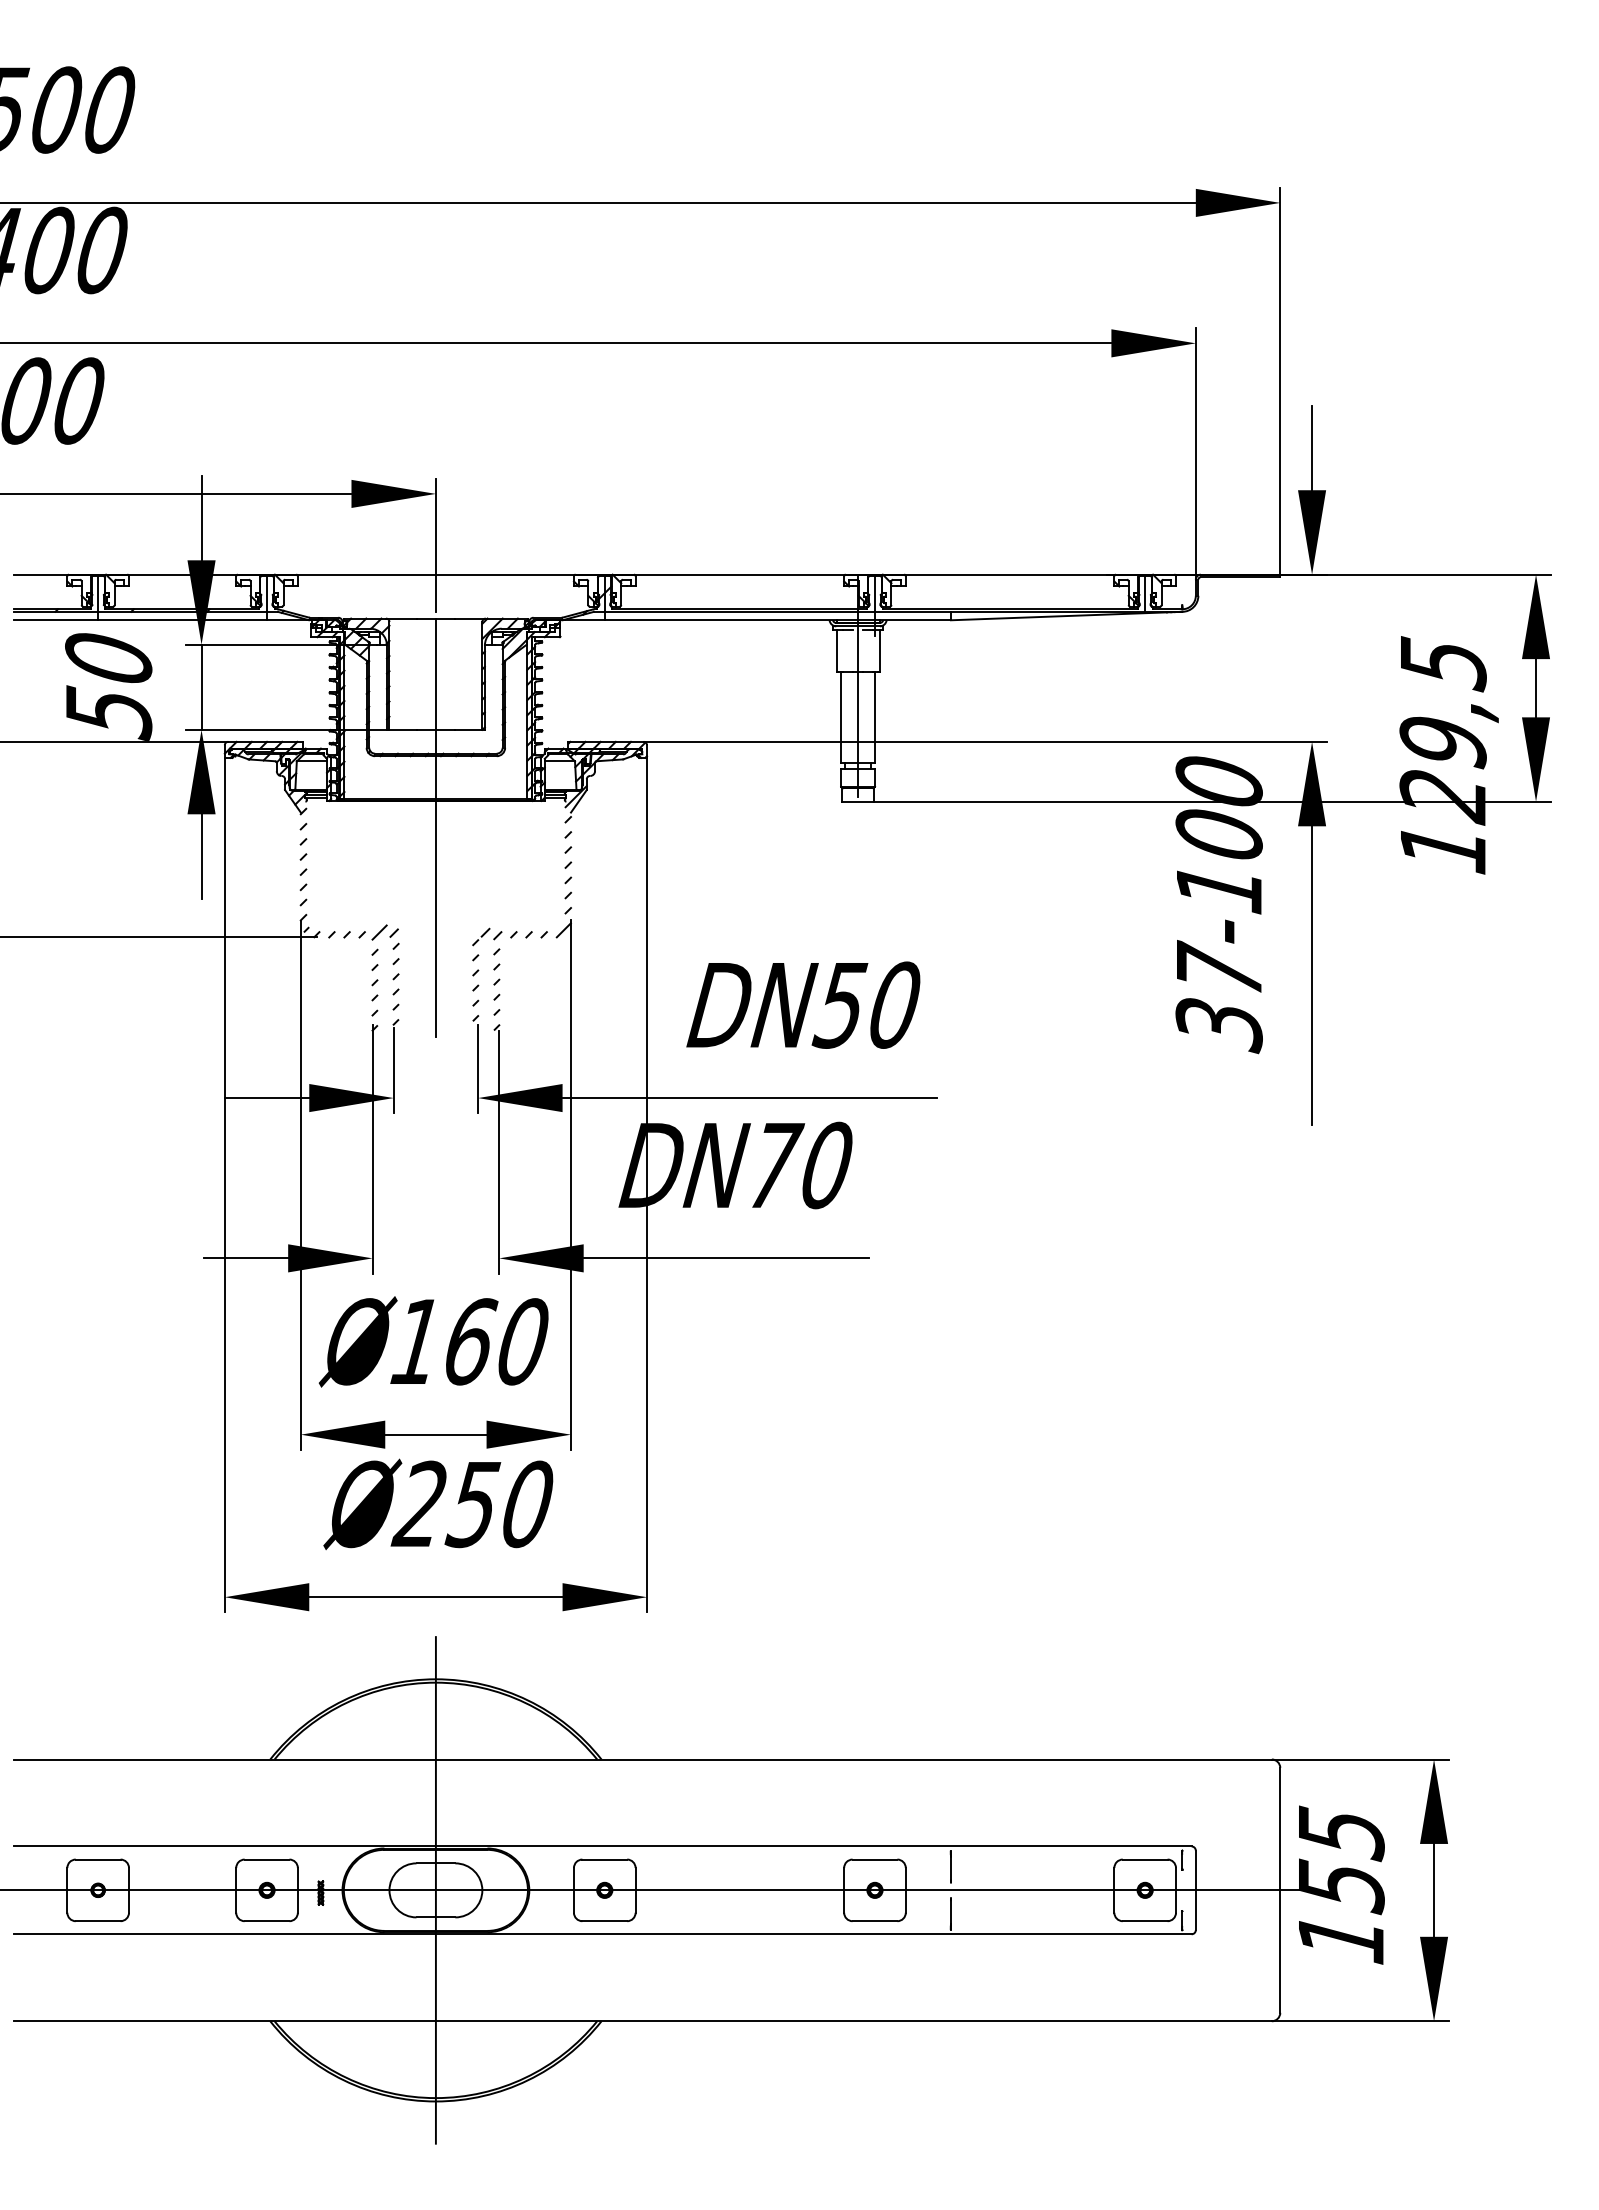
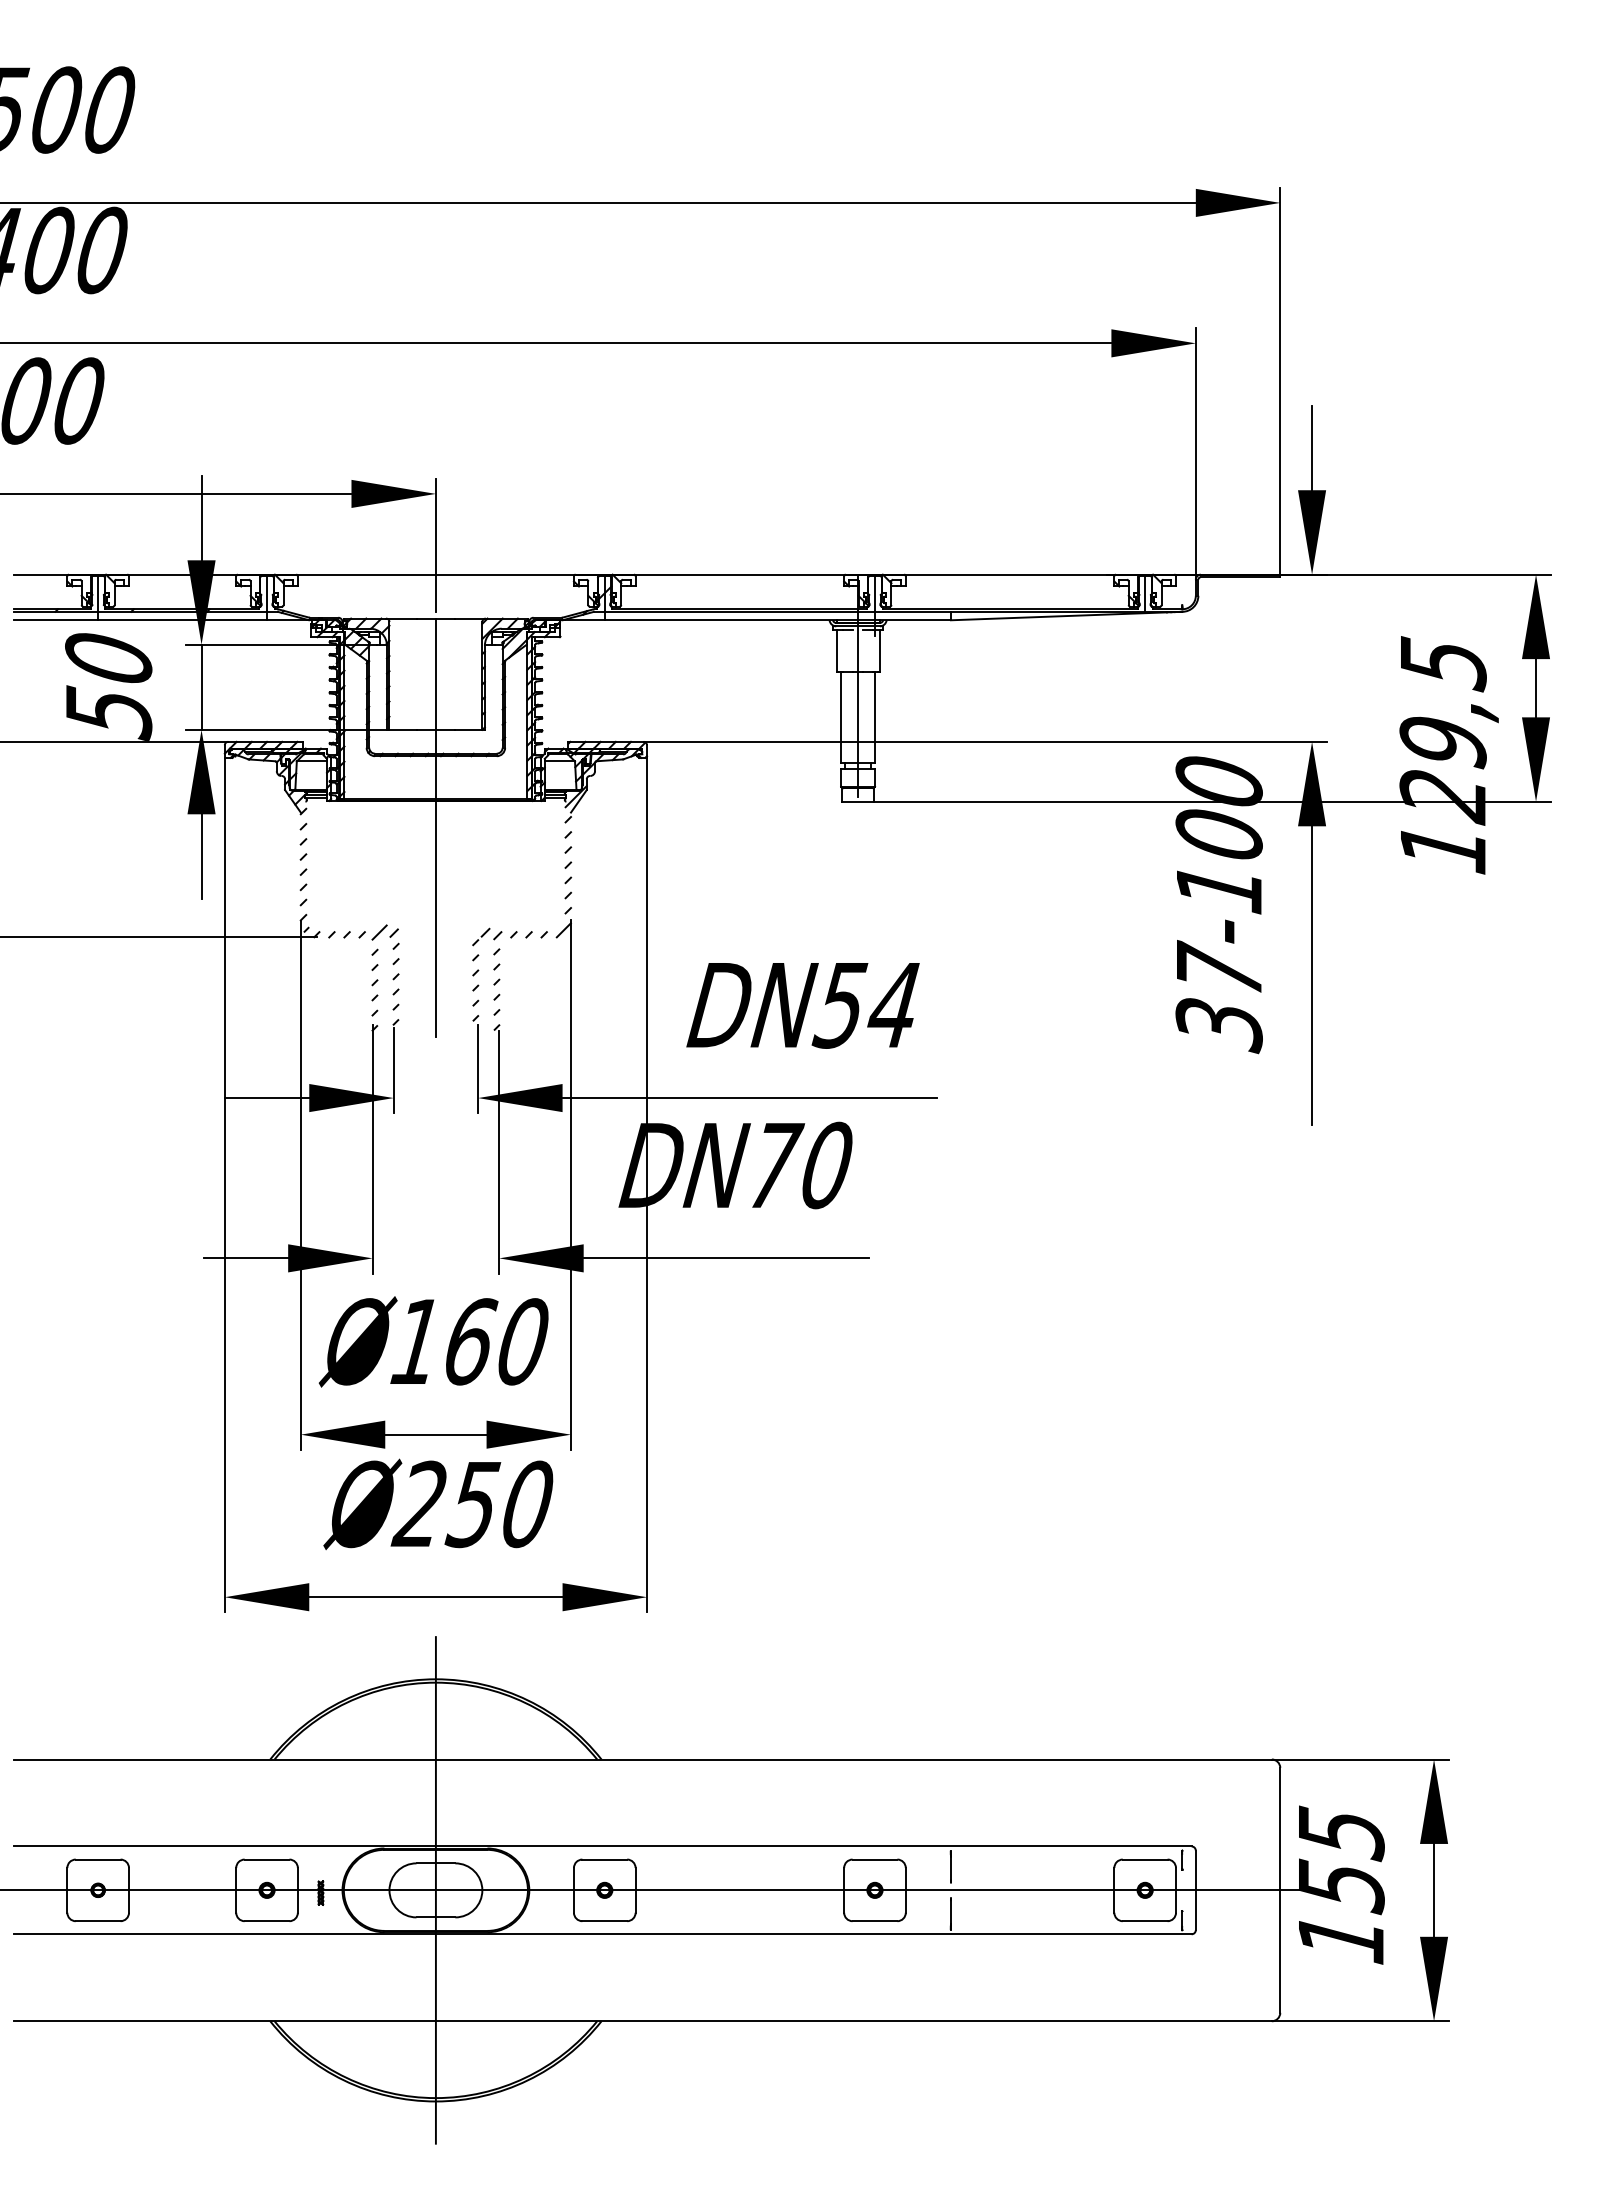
text: DN50 -> DN54 (893, 1004)
